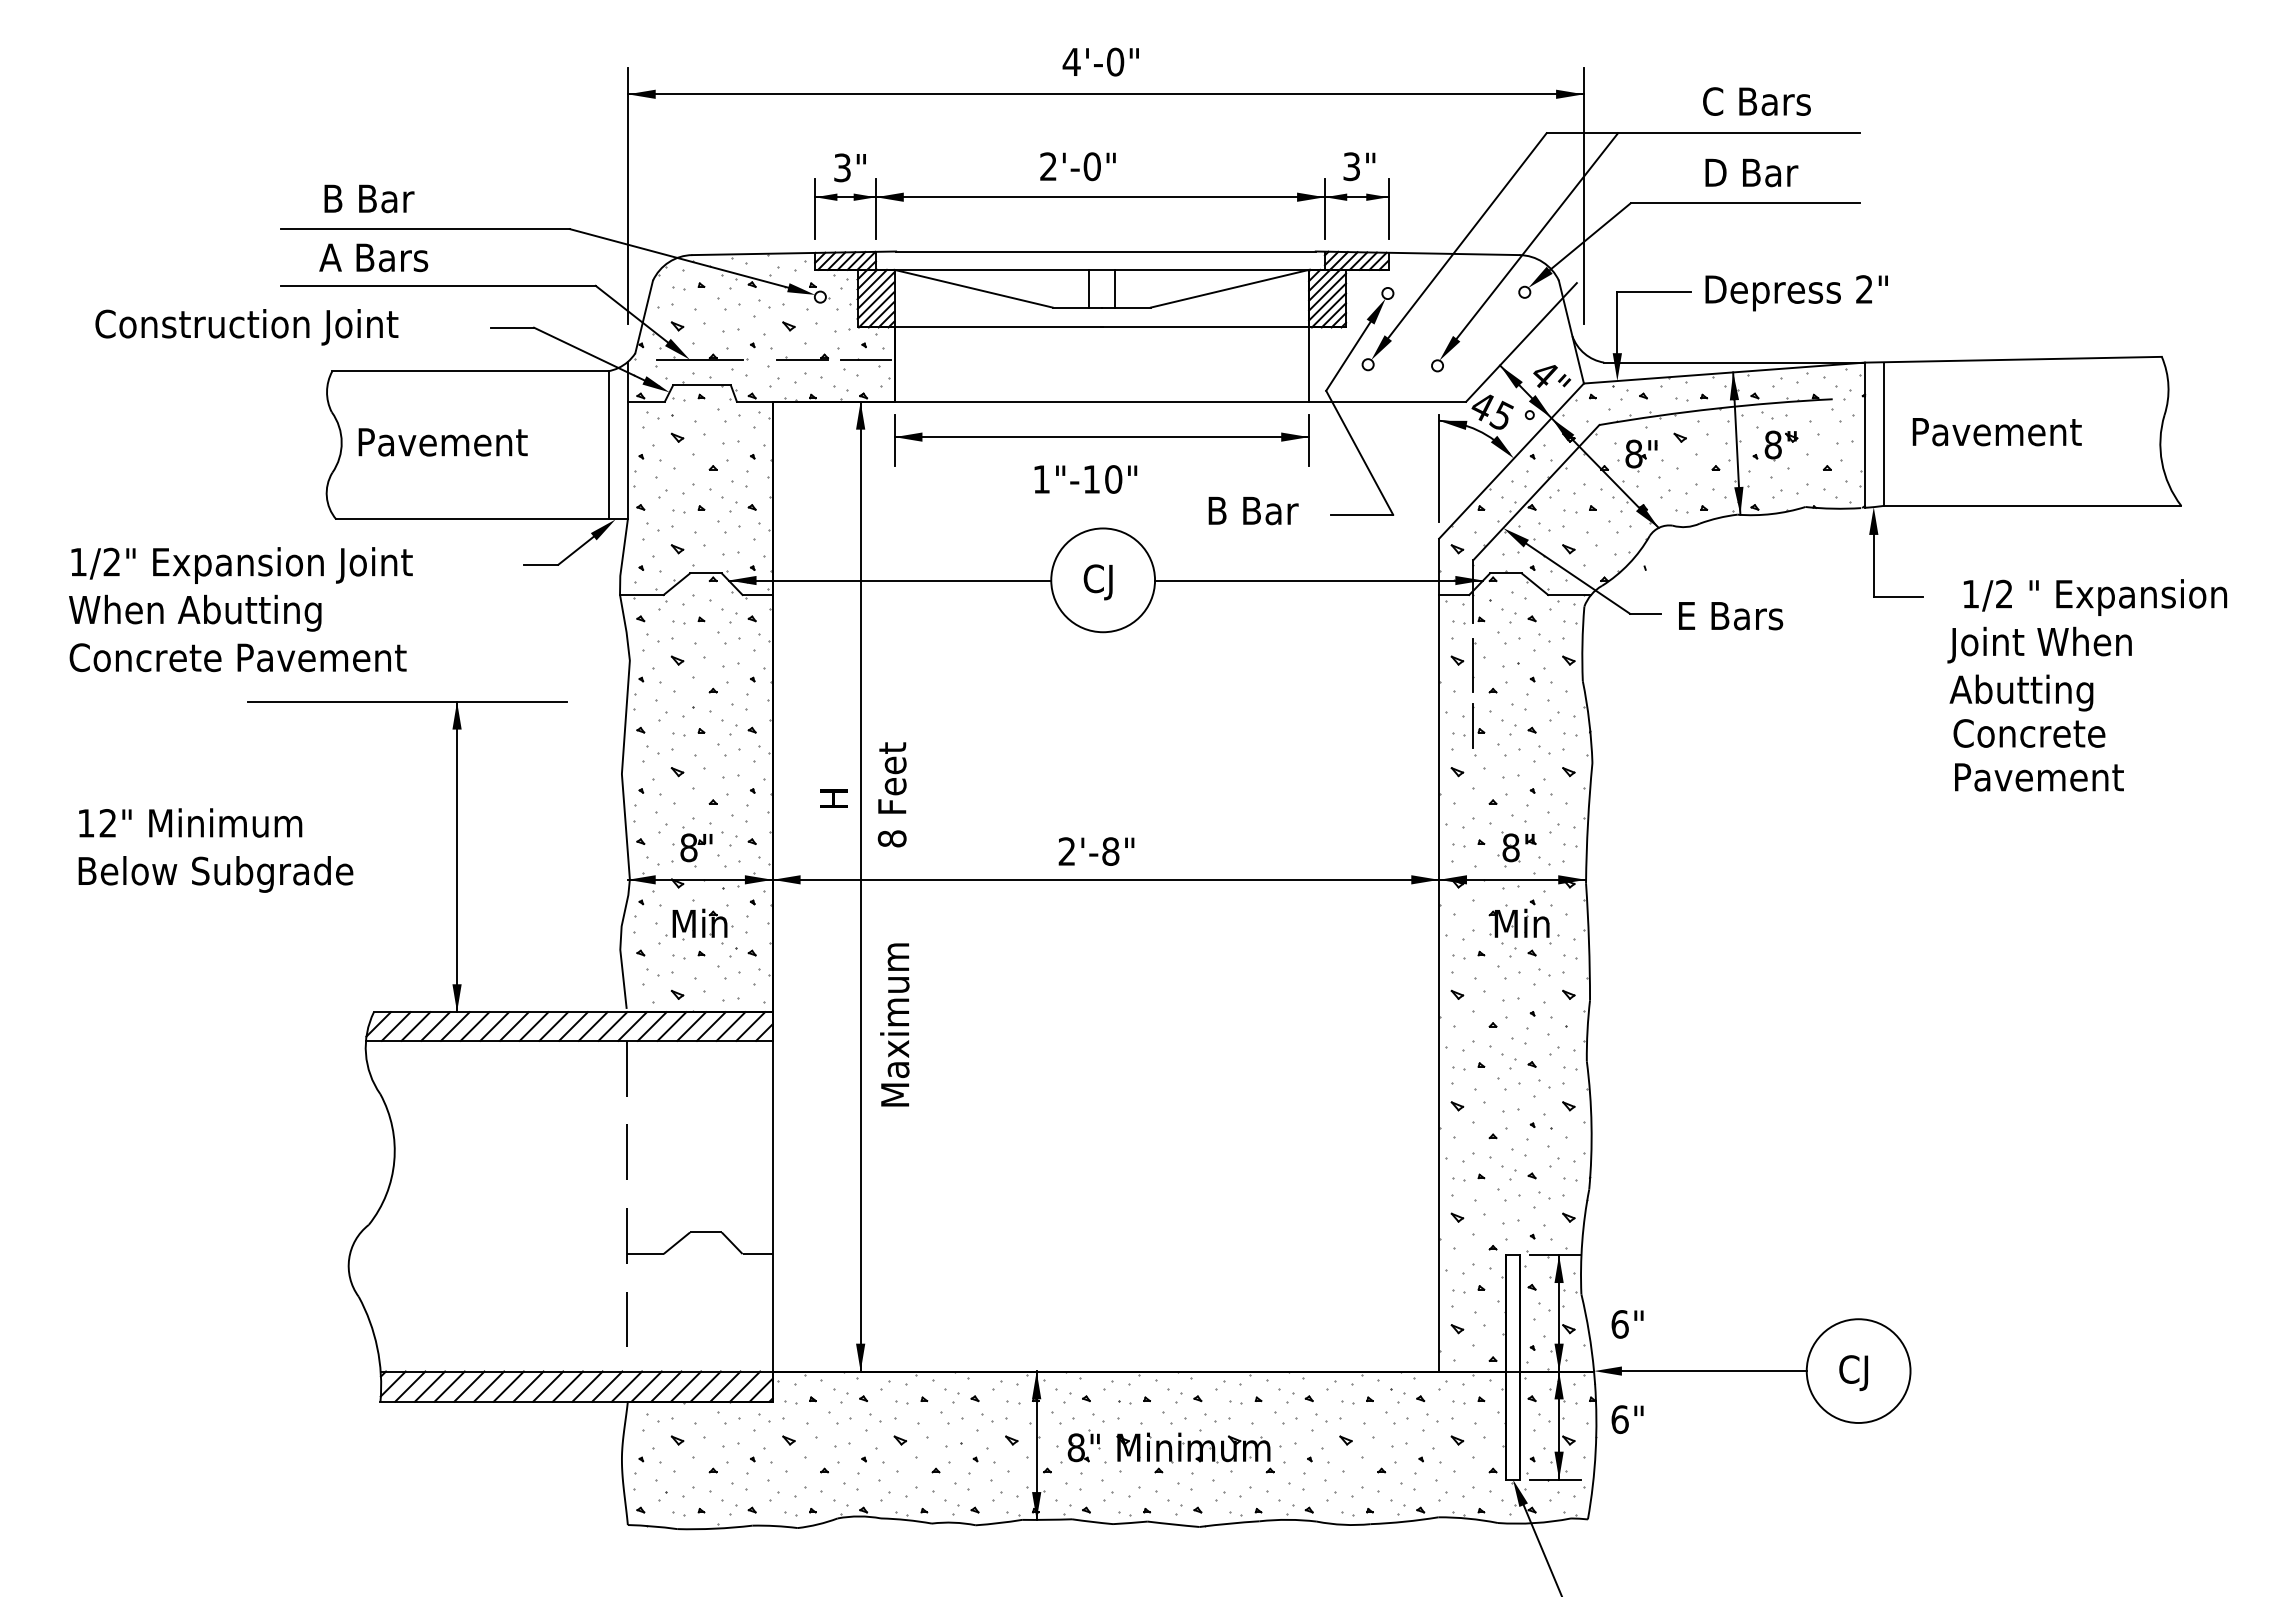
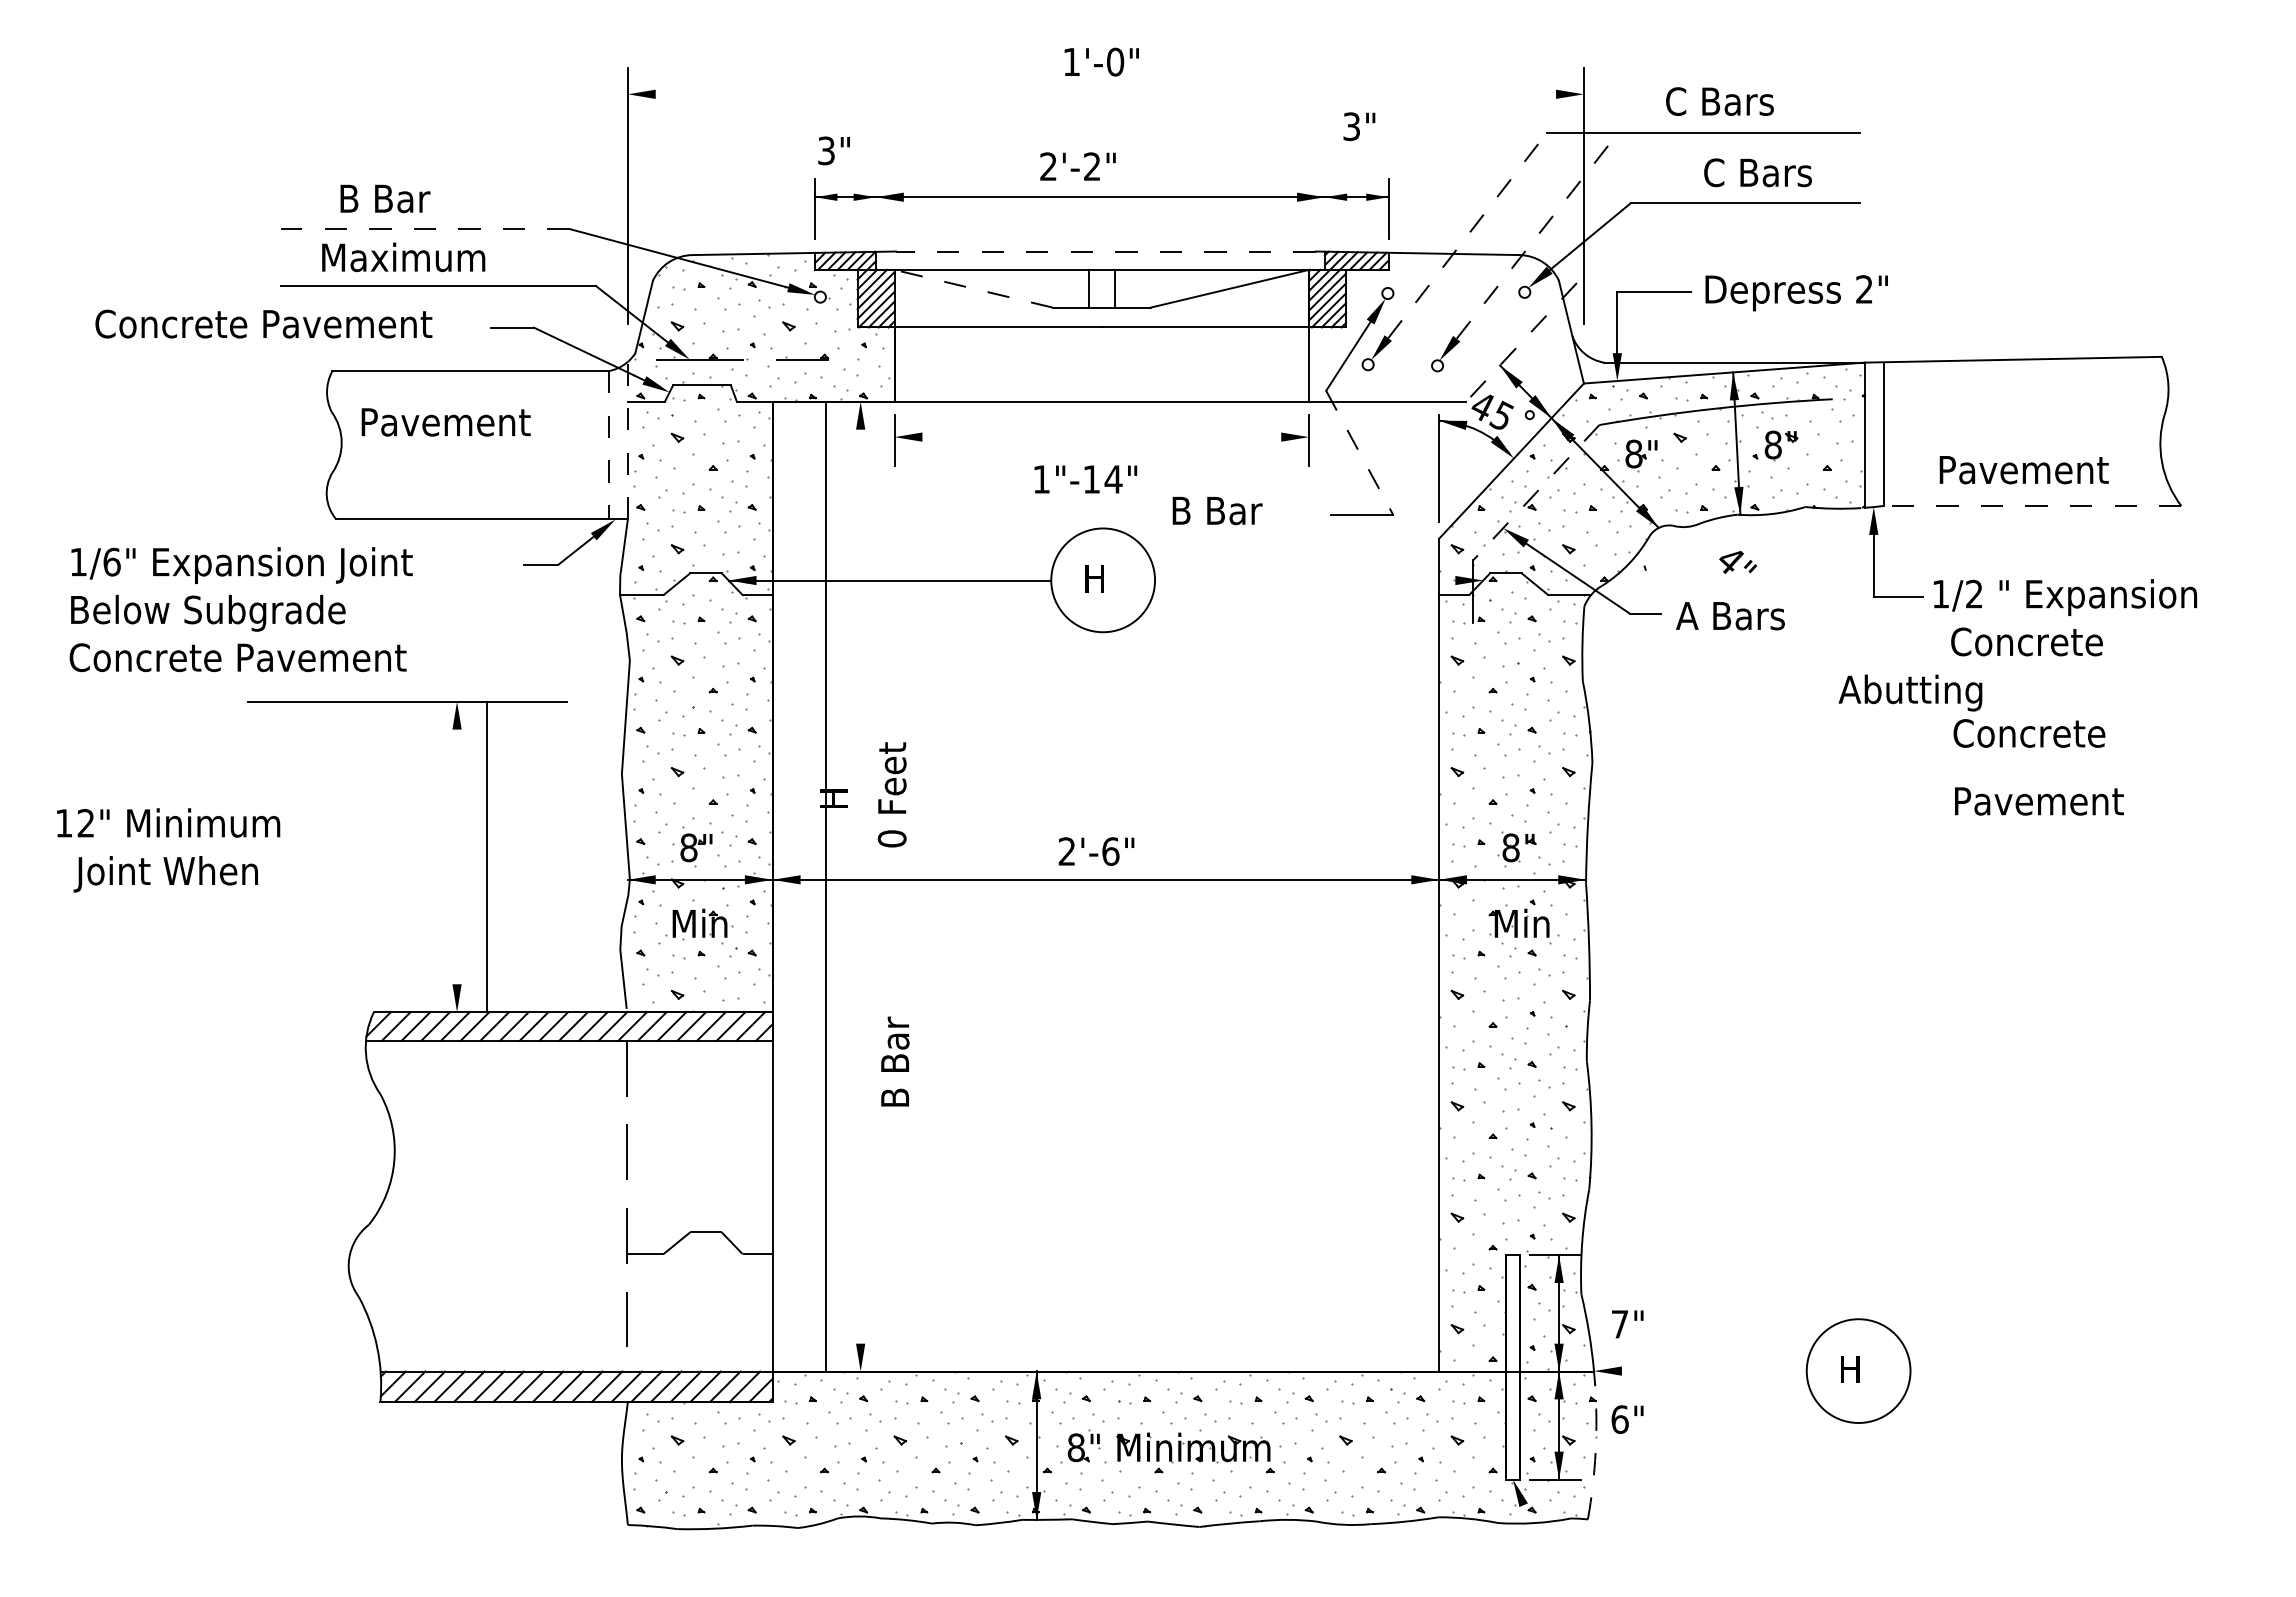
text: 4'-0" -> 1'-0" (1071, 61)
line: present -> none (1105, 94)
text position: (1756, 101) -> (1719, 101) (1719, 101)
text: 2'-0" -> 2'-2" (1091, 166)
text position: (1359, 166) -> (1359, 126) (1359, 126)
text position: (849, 167) -> (833, 150) (833, 150)
text: D Bar -> C Bars (1757, 172)
text position: (369, 198) -> (385, 198) (385, 198)
line: present -> none (875, 208)
line: present -> none (1324, 208)
line: solid -> dashed (425, 229)
line: solid -> dashed (1467, 235)
line: solid -> dashed (1537, 235)
line: solid -> dashed (1105, 251)
text: A Bars -> Maximum (402, 257)
line: solid -> dashed (973, 288)
text: Construction Joint -> Concrete Pavement (297, 327)
line: solid -> dashed (1521, 342)
line: present -> none (865, 359)
text position: (1552, 376) -> (1738, 562) (1738, 562)
text position: (1996, 432) -> (2023, 470) (2023, 470)
line: present -> none (1101, 437)
line: solid -> dashed (627, 440)
text position: (442, 442) -> (445, 422) (445, 422)
line: solid -> dashed (608, 445)
line: solid -> dashed (1359, 453)
text: 1"-10" -> 1"-14" (1113, 479)
line: solid -> dashed (1536, 492)
line: solid -> dashed (2032, 505)
text position: (1253, 511) -> (1217, 511) (1217, 511)
text: 1/2" -> 1/6" (111, 561)
line: present -> none (1319, 580)
text: CJ -> H (1097, 582)
text position: (2095, 597) -> (2065, 597) (2065, 597)
text: When Abutting -> Below Subgrade (207, 612)
text: E Bars -> A Bars (1730, 616)
text: Joint When -> Concrete (2039, 644)
line: present -> none (1472, 664)
text position: (2021, 692) -> (1910, 692) (1910, 692)
line: present -> none (1472, 725)
text position: (2039, 777) -> (2039, 801) (2039, 801)
text position: (190, 822) -> (168, 822) (168, 822)
text: 8 -> 0 (892, 838)
text: 2'-8" -> 2'-6" (1110, 851)
line position: (457, 856) -> (487, 856) (487, 856)
text: Below Subgrade -> Joint When (213, 874)
line position: (860, 886) -> (825, 886) (825, 886)
text: Maximum -> B Bar (894, 1023)
text: 6" -> 7" (1619, 1324)
line: present -> none (1713, 1371)
text: CJ -> H (1853, 1373)
arc: solid -> dashed (1595, 1451)
line: present -> none (1541, 1549)
